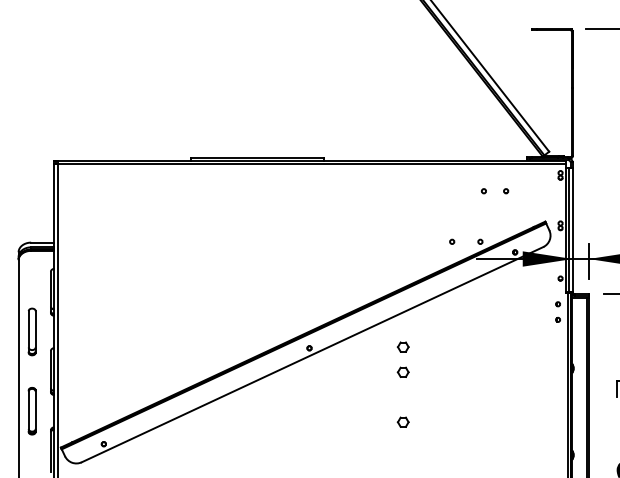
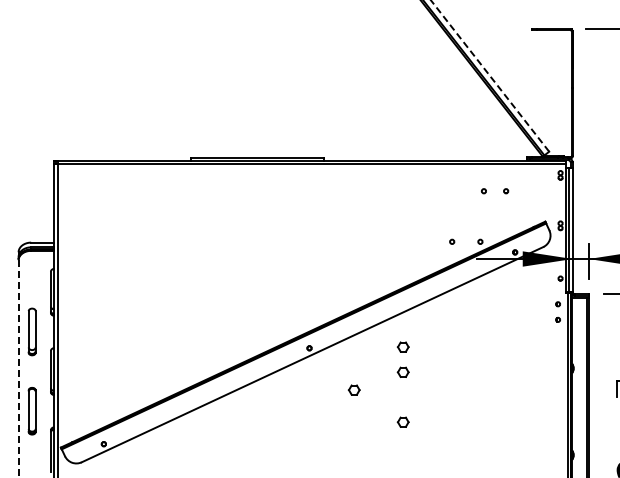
line: solid -> dashed (490, 76)
line: solid -> dashed (18, 369)
part: none -> present (353, 389)
